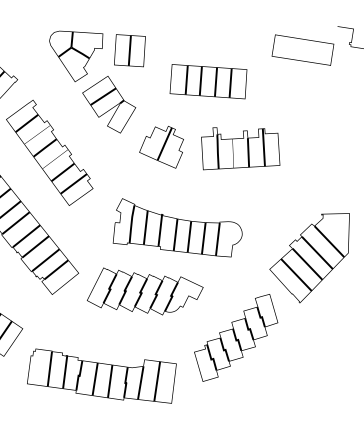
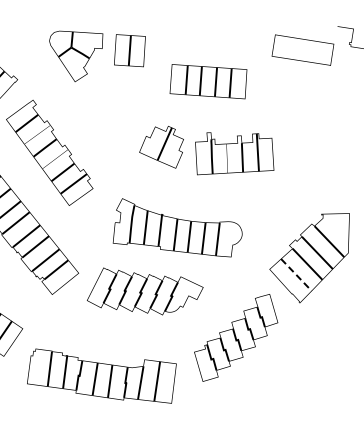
part: present -> none (109, 104)
part position: (240, 148) -> (234, 153) (234, 153)
line: solid -> dashed (296, 275)
